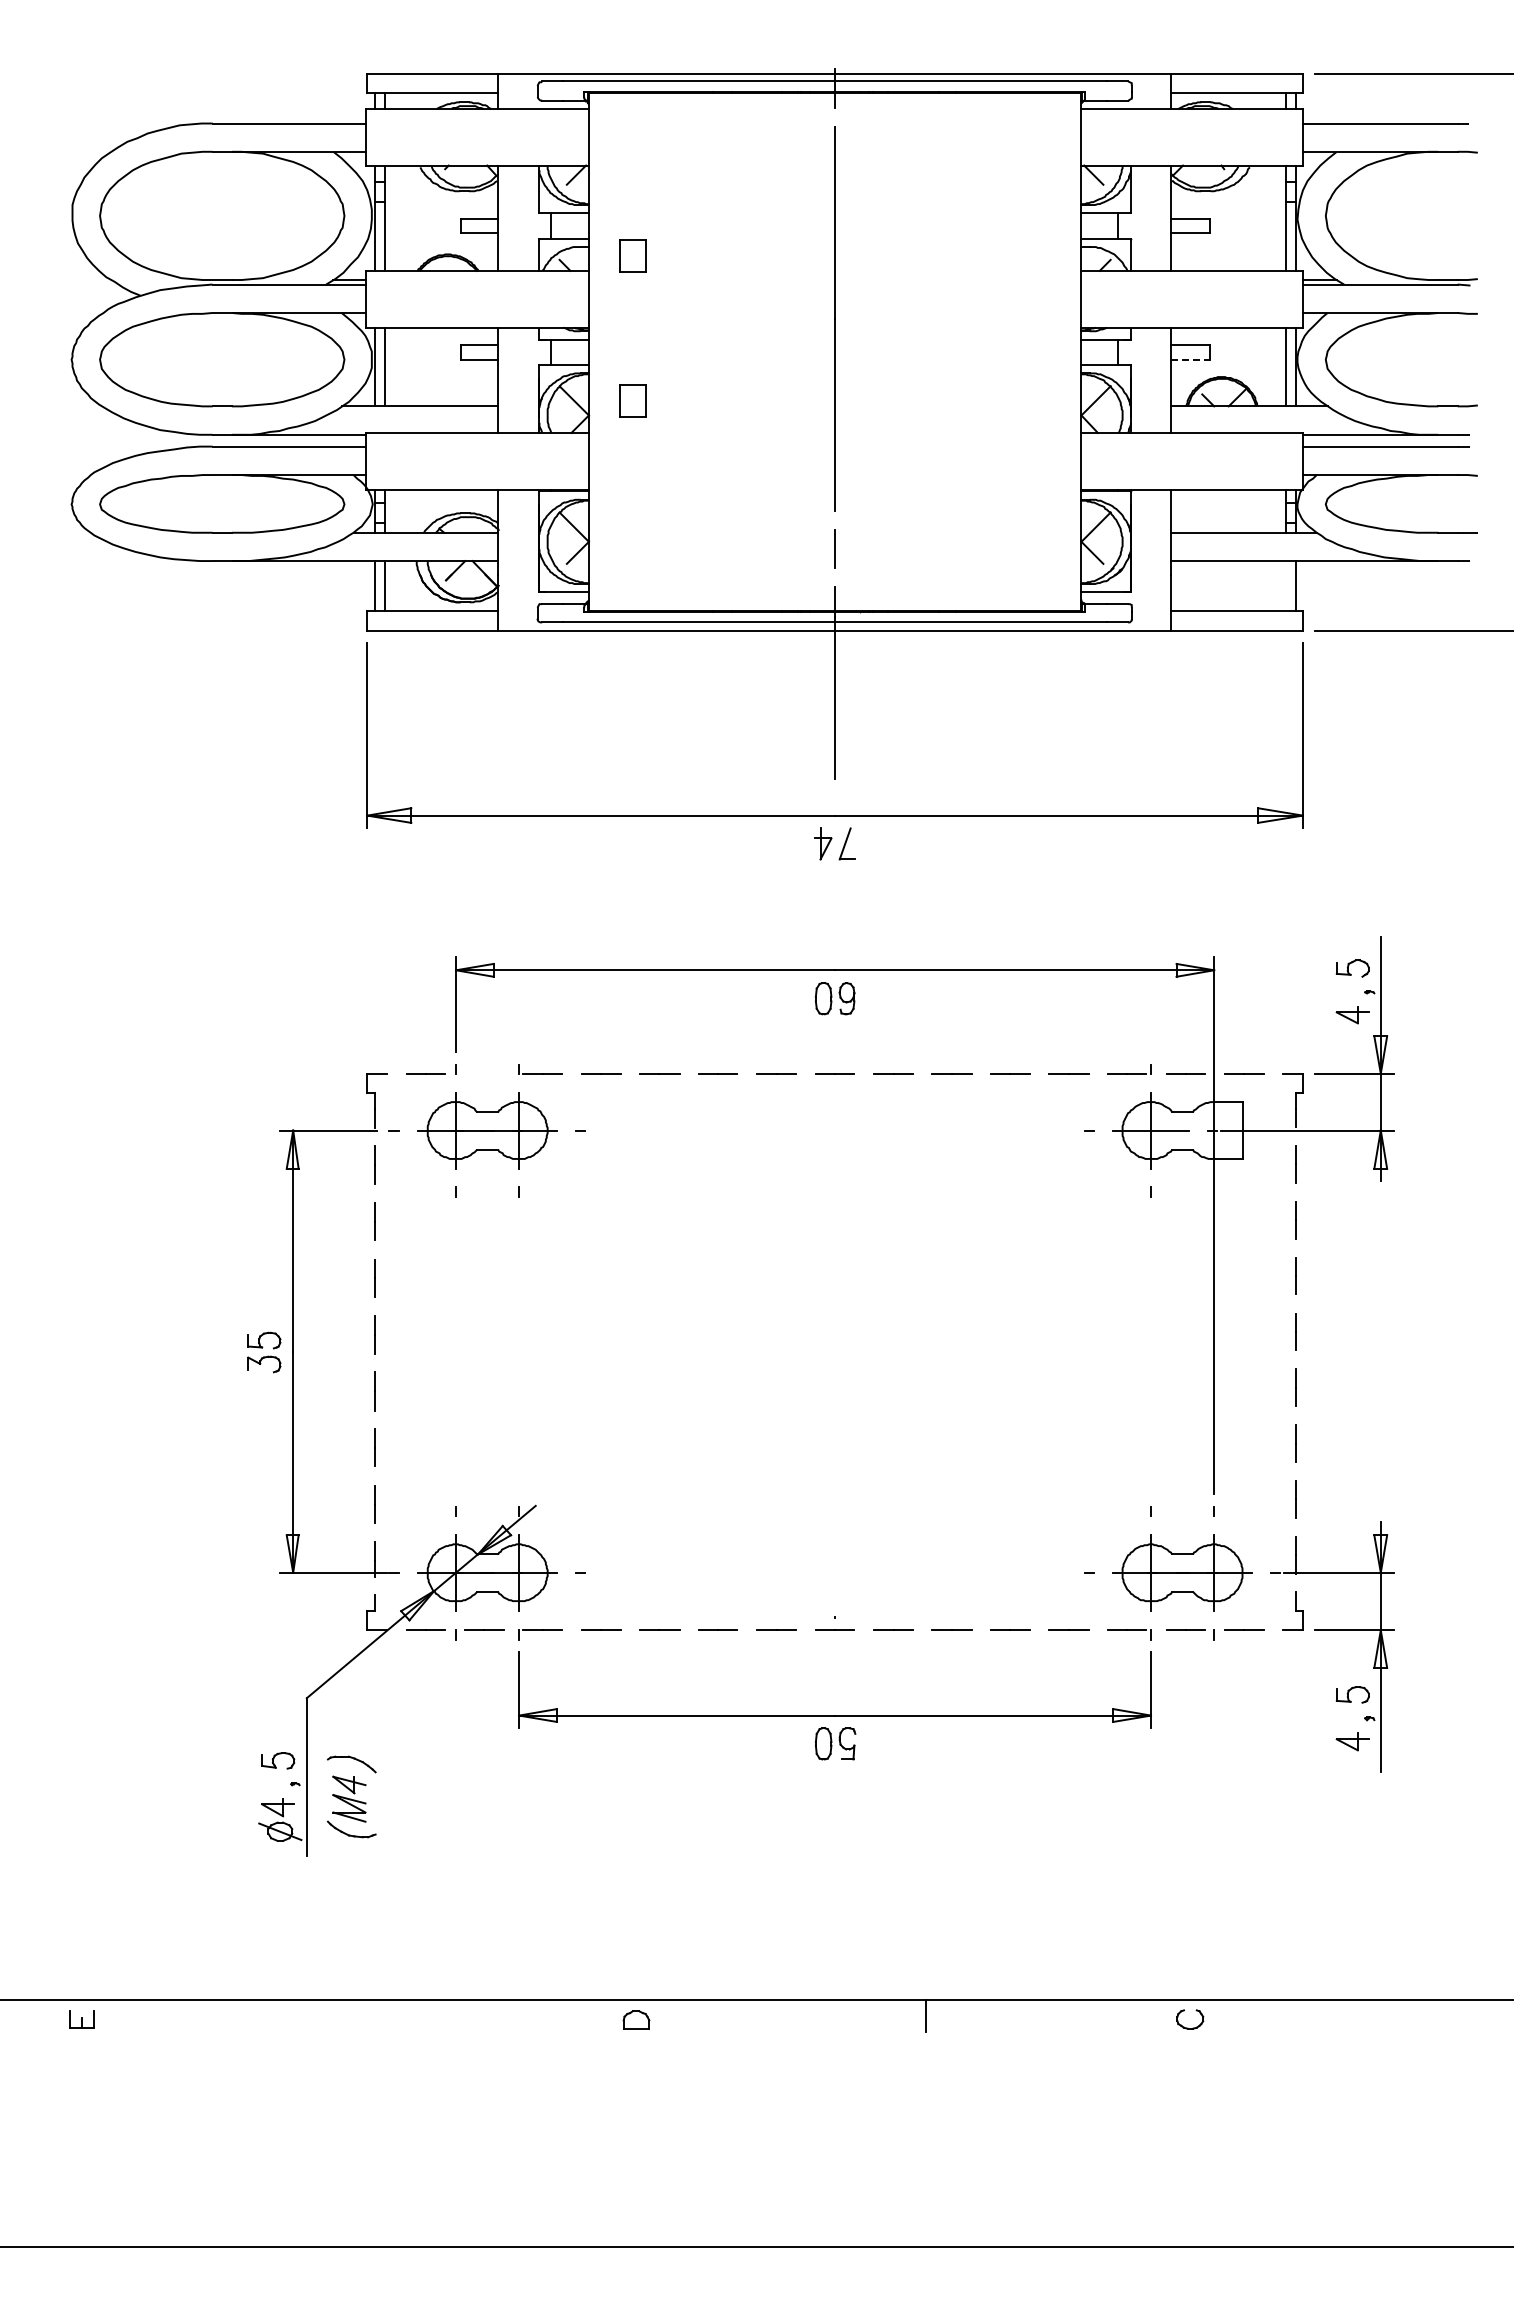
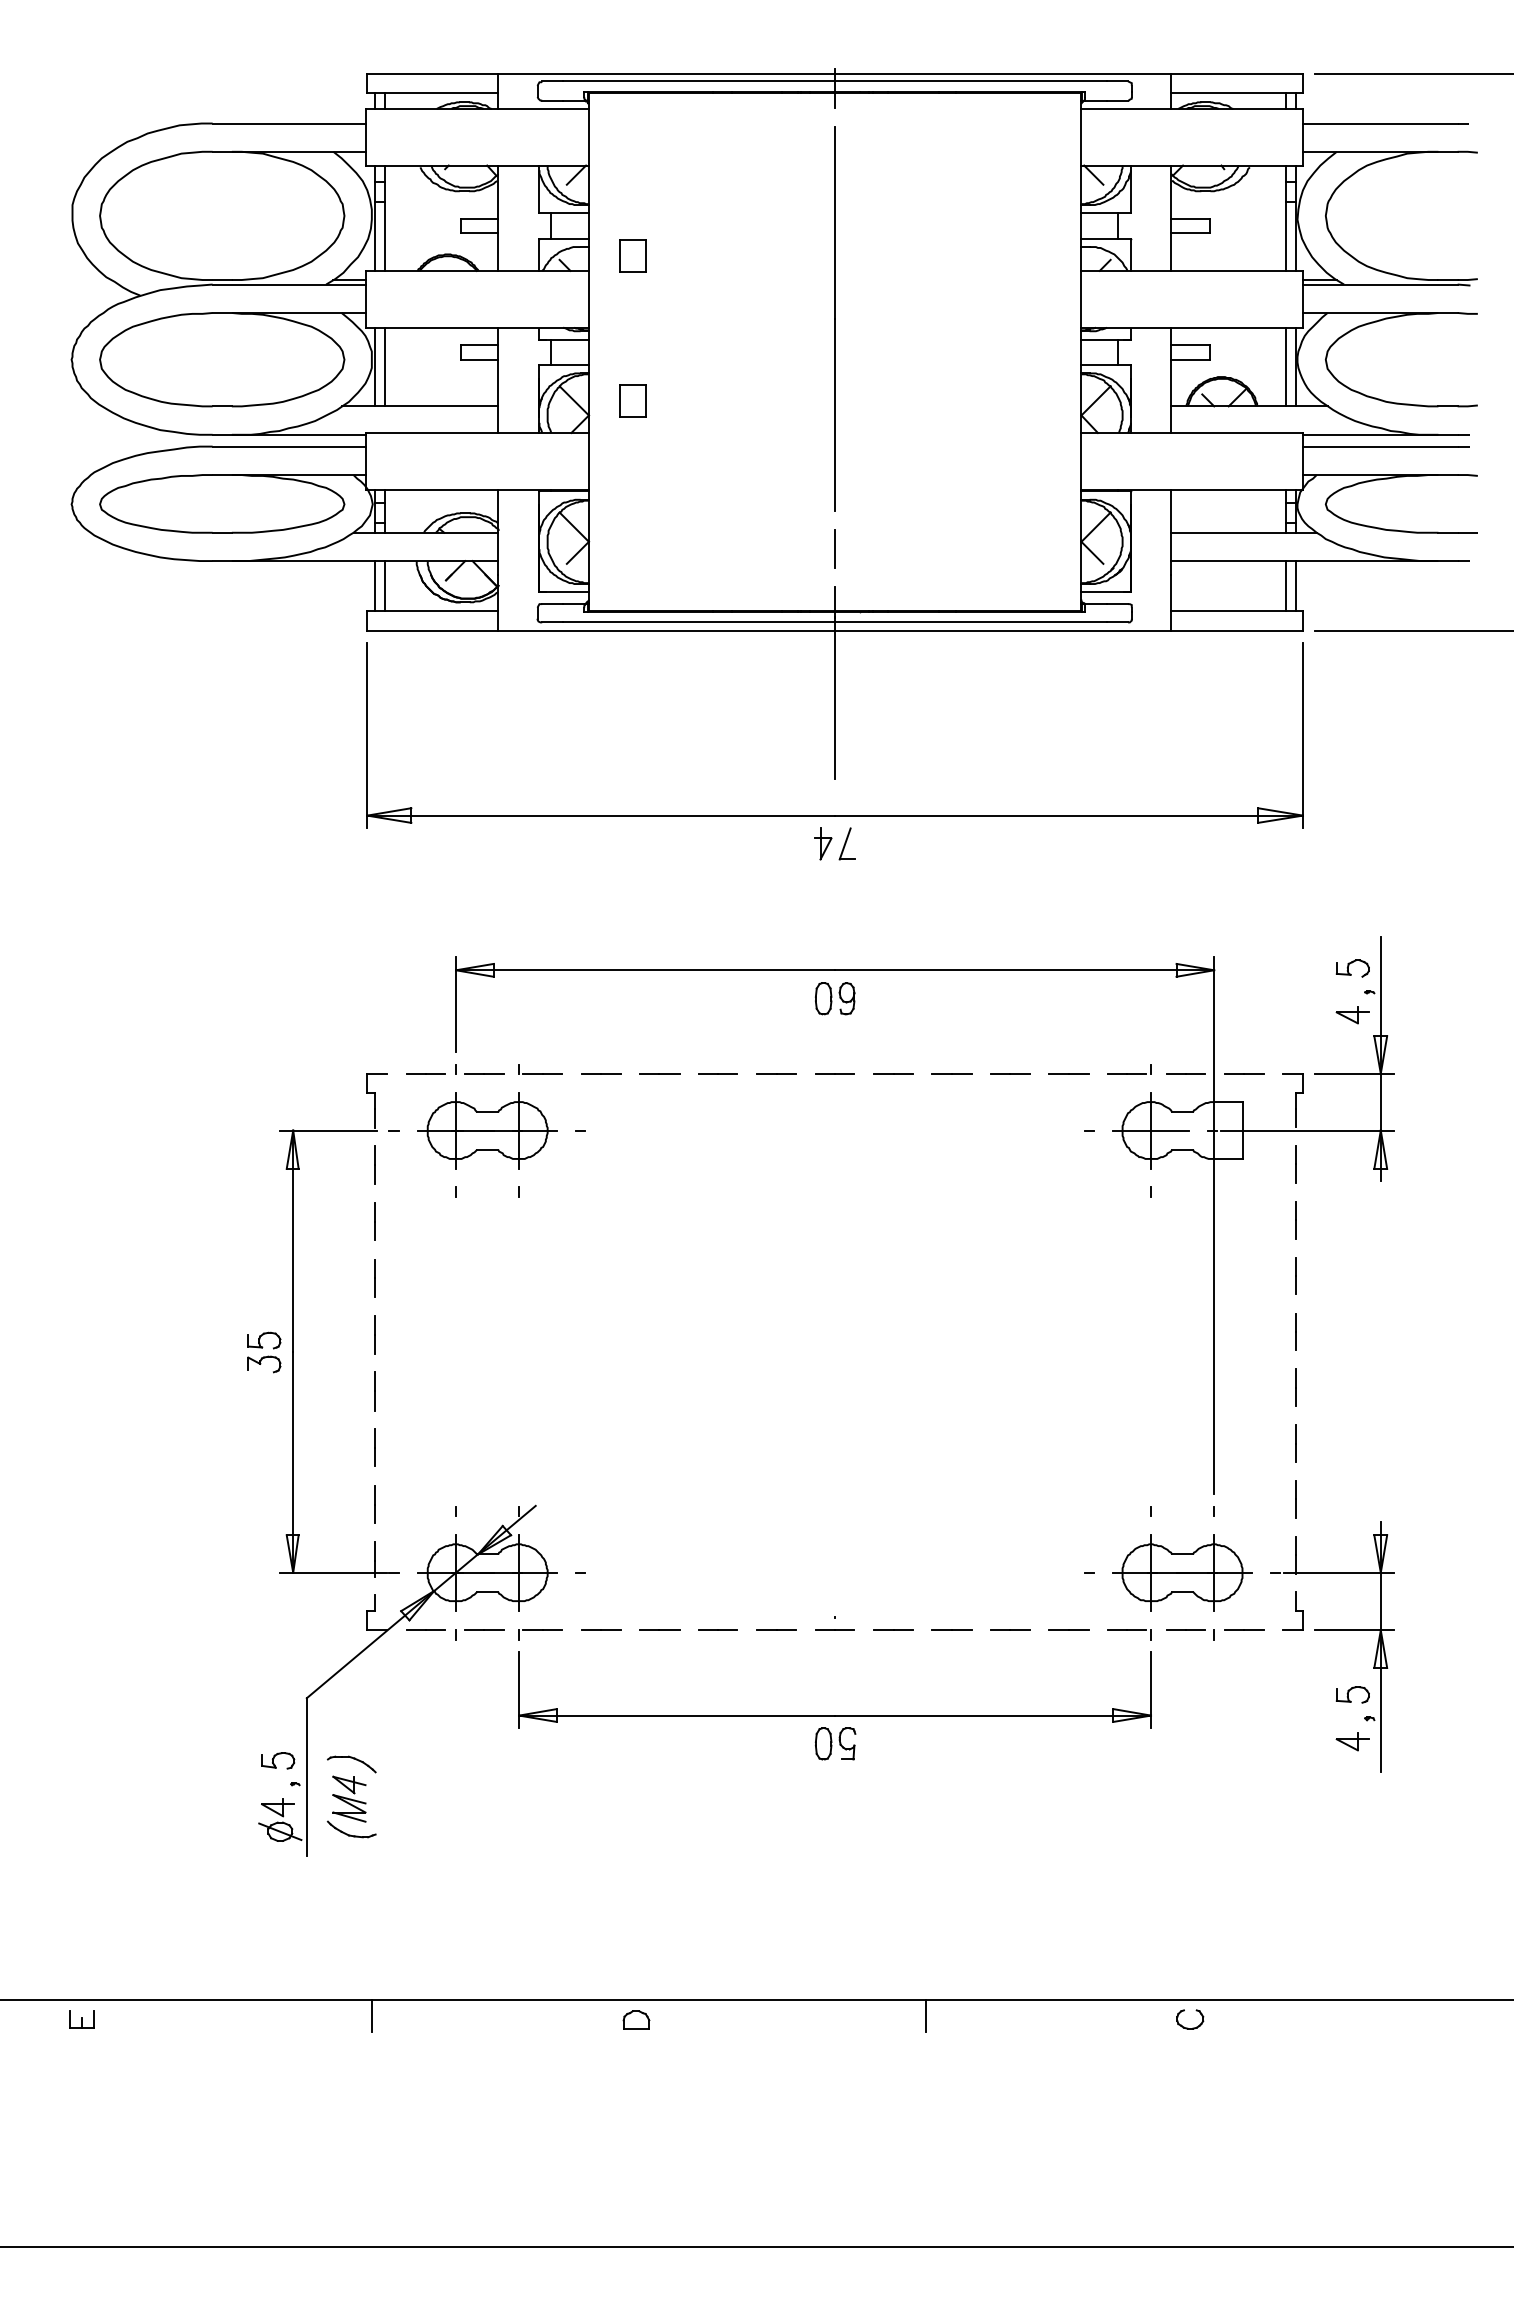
line: dashed -> solid (1190, 359)
line: none -> present (1285, 586)
line: none -> present (484, 1073)
line: none -> present (371, 2016)
